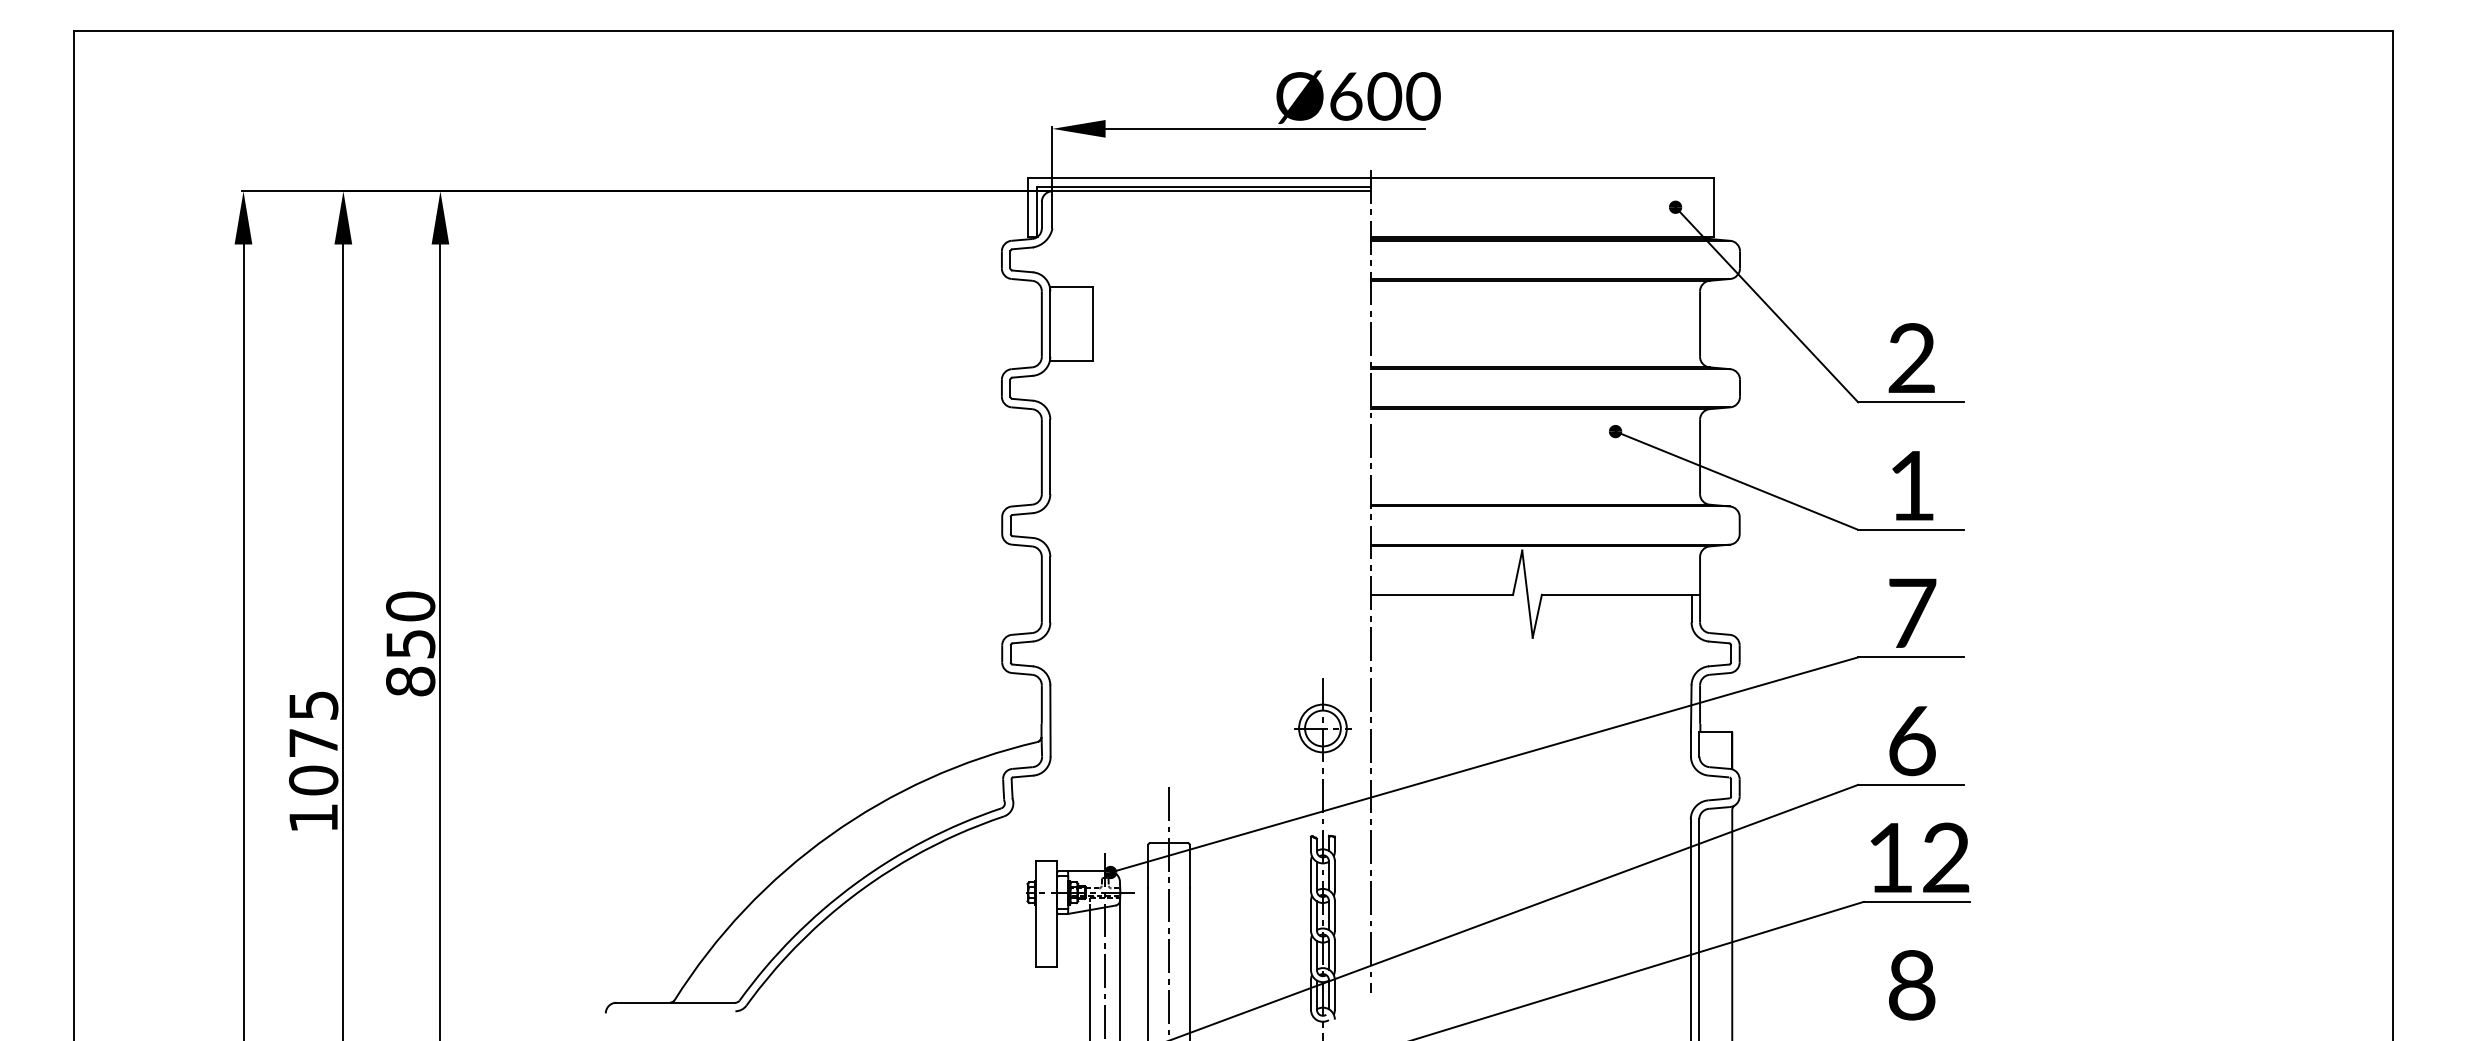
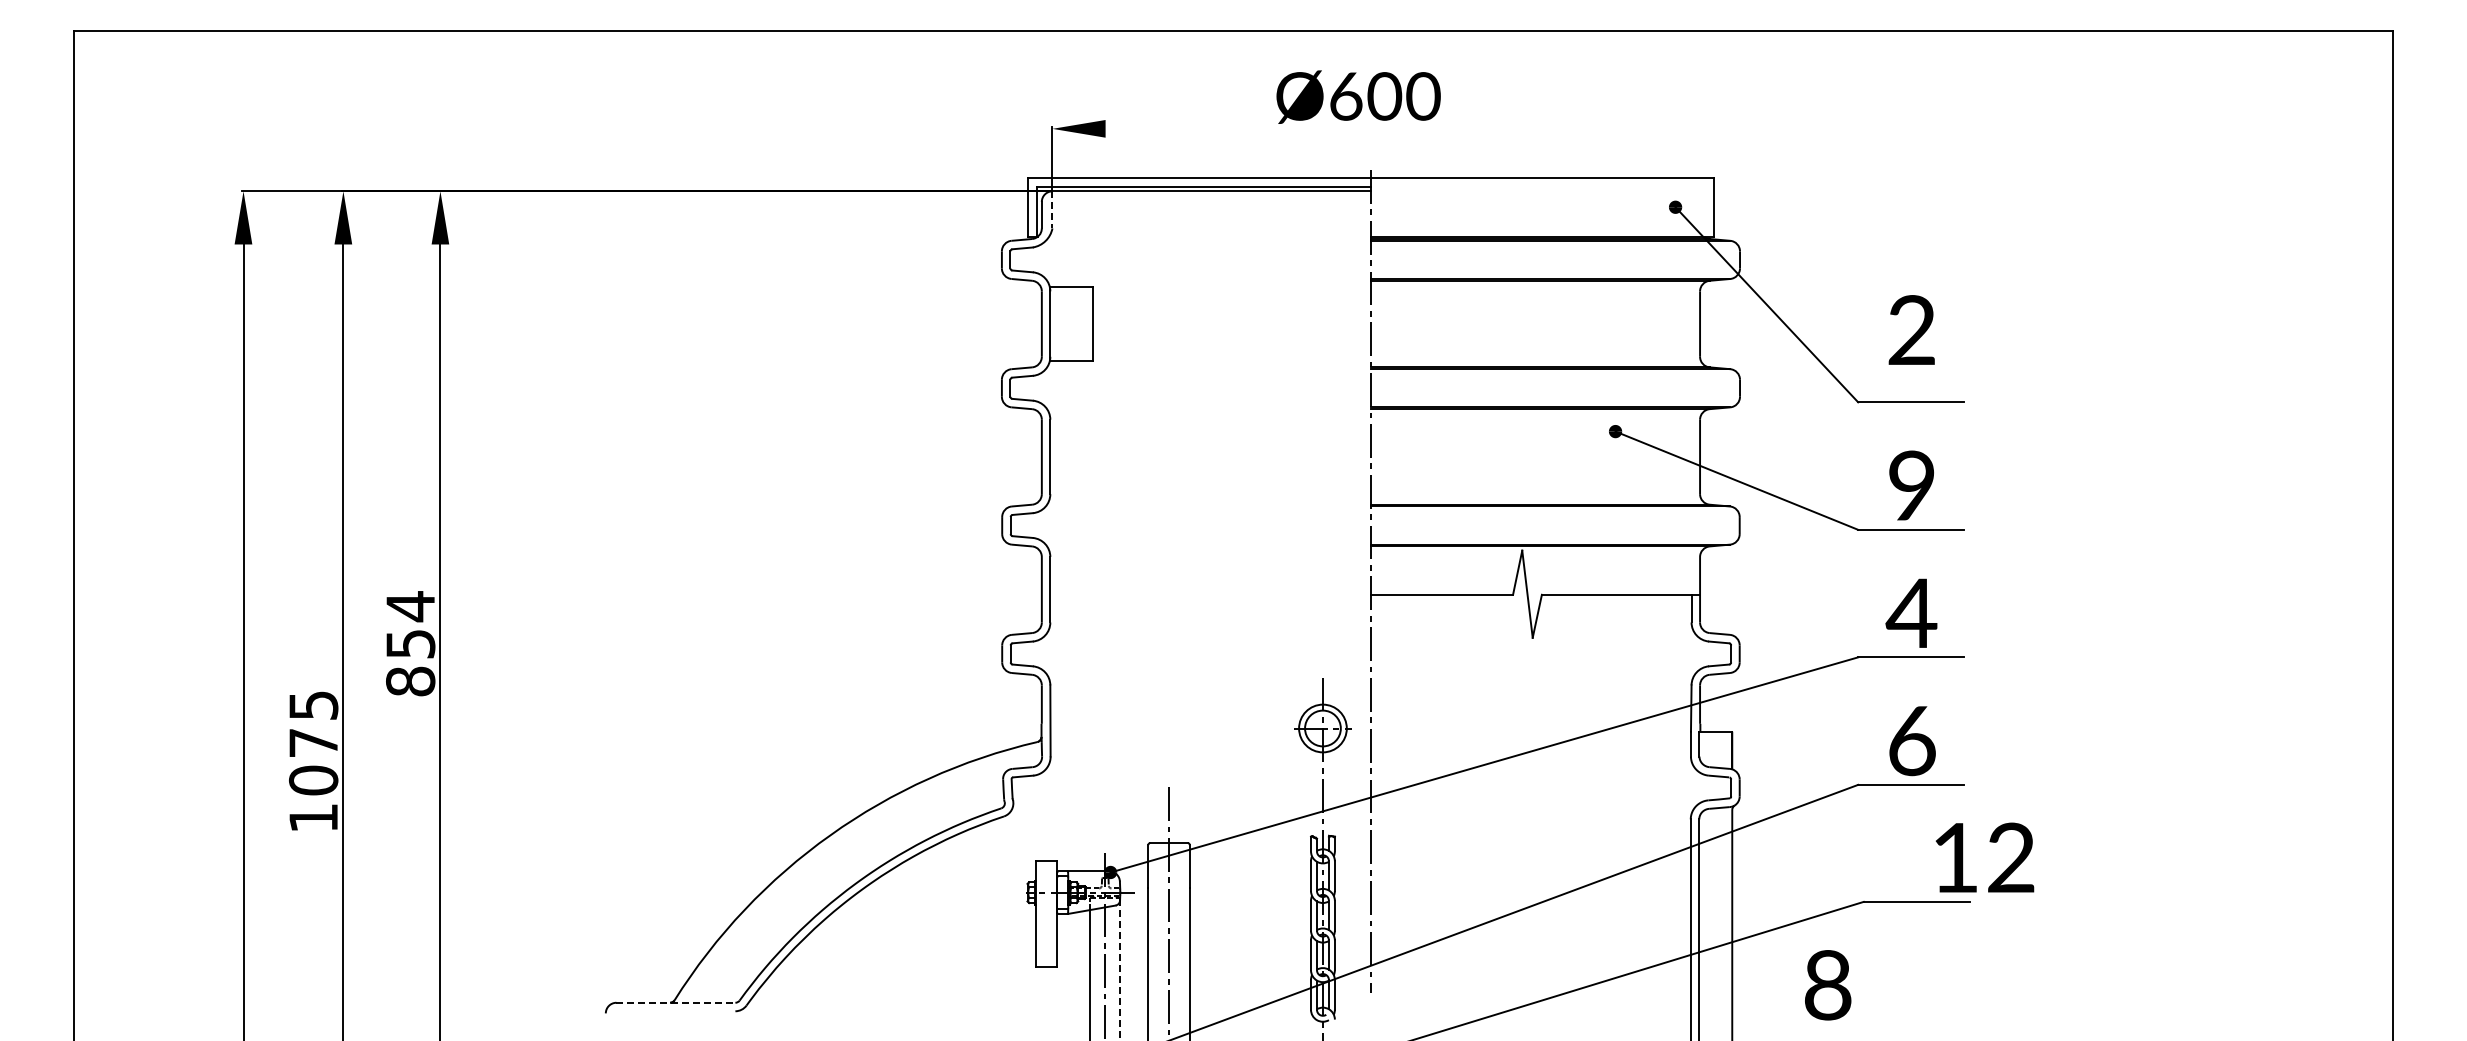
line: present -> none (1265, 128)
line: solid -> dashed (1052, 209)
text position: (1911, 357) -> (1911, 329) (1911, 329)
text: 1 -> 9 (1911, 485)
text: 850 -> 854 (410, 606)
text: 7 -> 4 (1911, 612)
text position: (1919, 857) -> (1984, 857) (1984, 857)
line: solid -> dashed (1120, 969)
text position: (1912, 985) -> (1828, 985) (1828, 985)
line: solid -> dashed (676, 1002)
